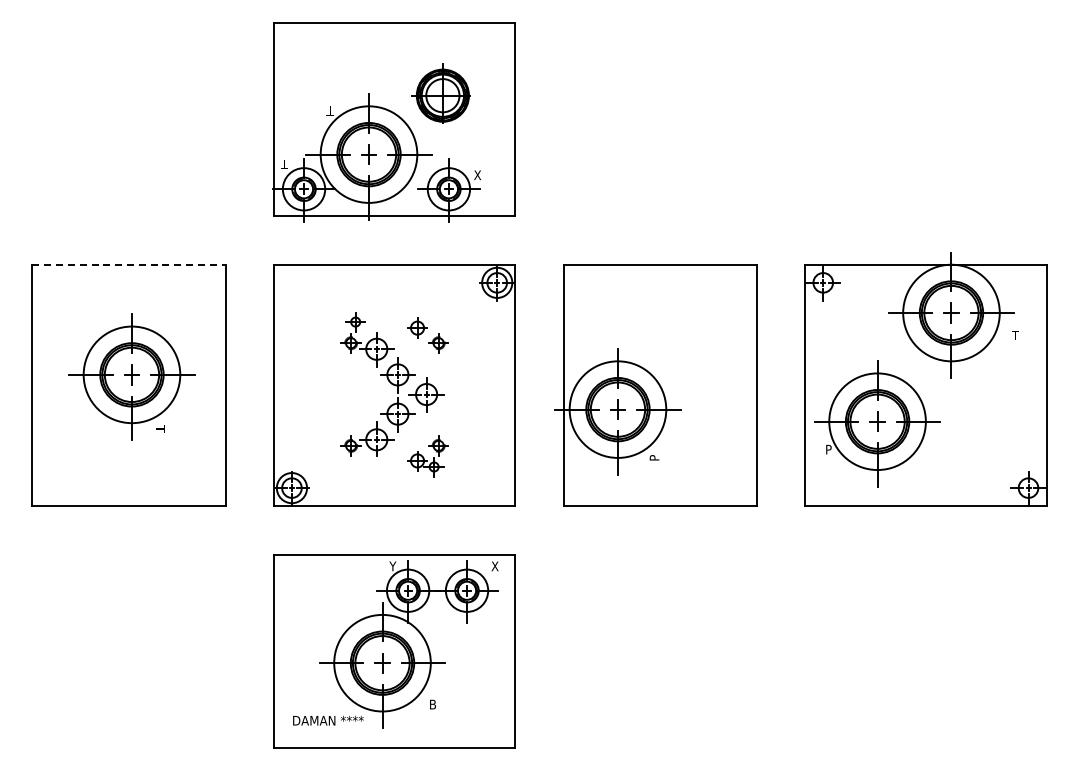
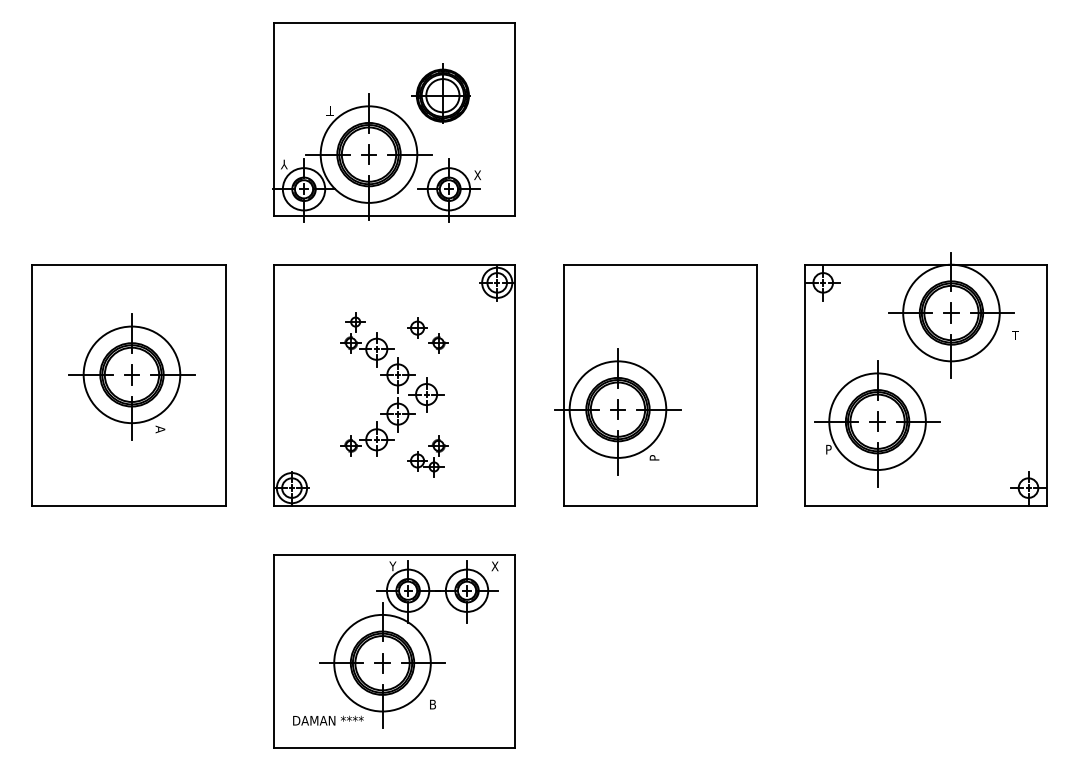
text: T -> Y (283, 164)
line: dashed -> solid (128, 264)
text: T -> A (160, 429)
